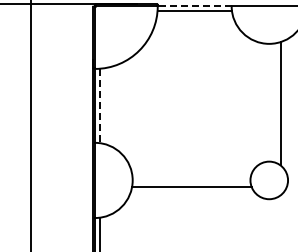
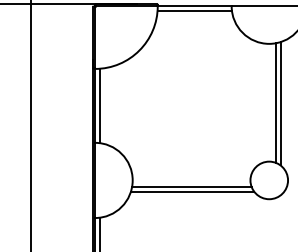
line: dashed -> solid (194, 6)
line: none -> present (275, 102)
line: dashed -> solid (100, 106)
line: none -> present (192, 191)
